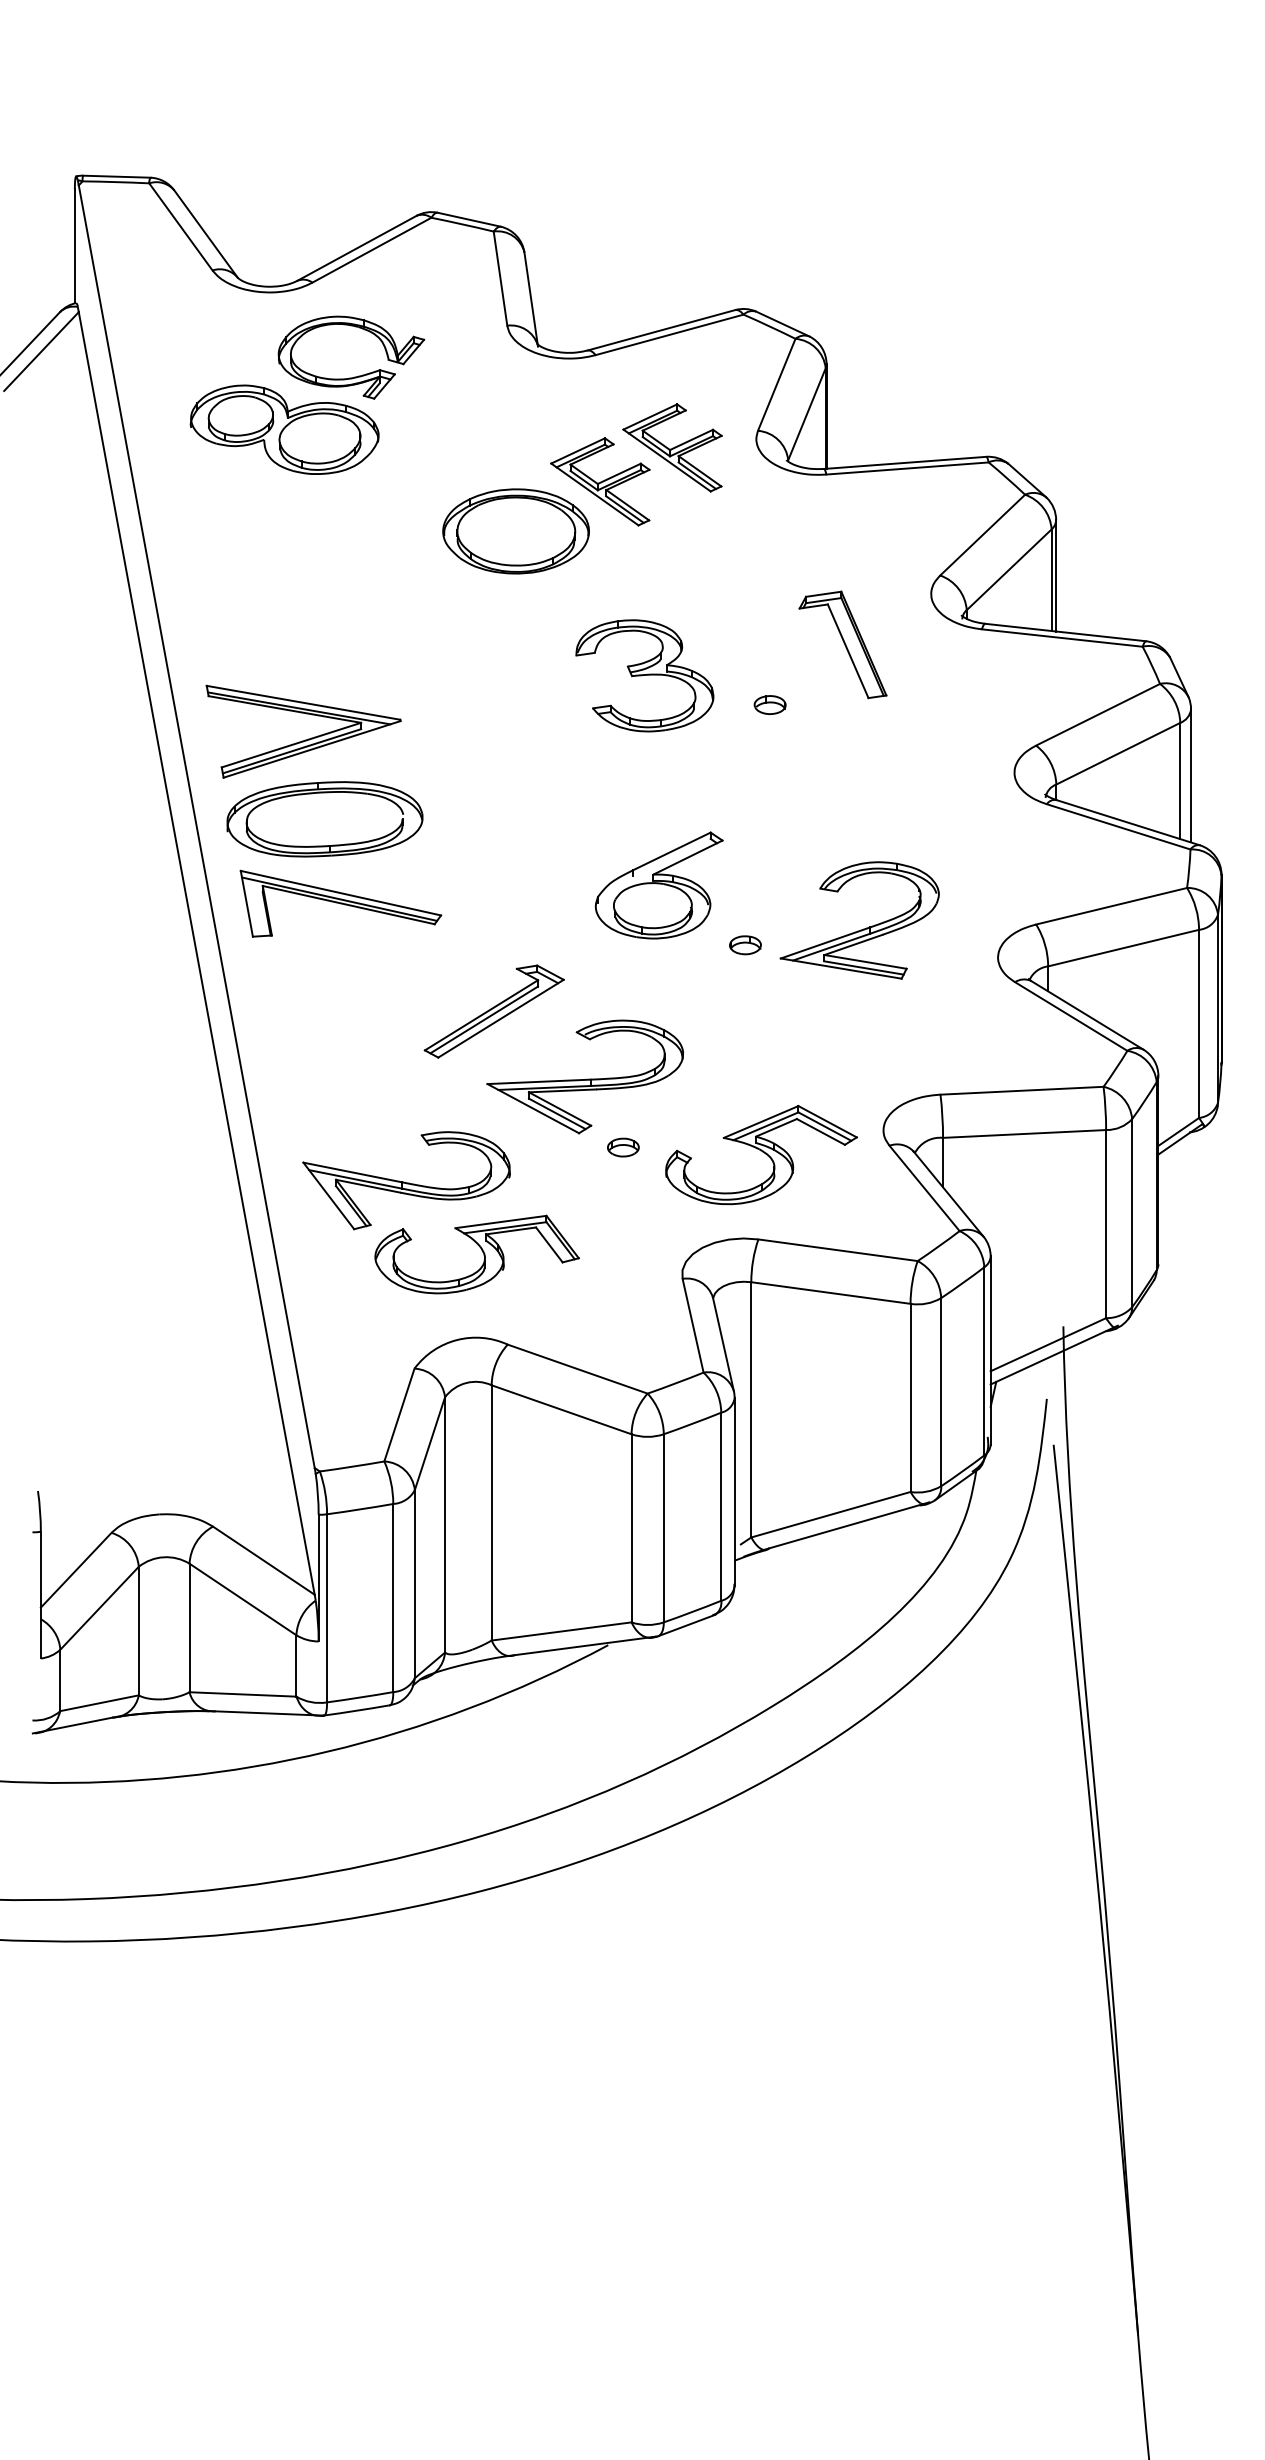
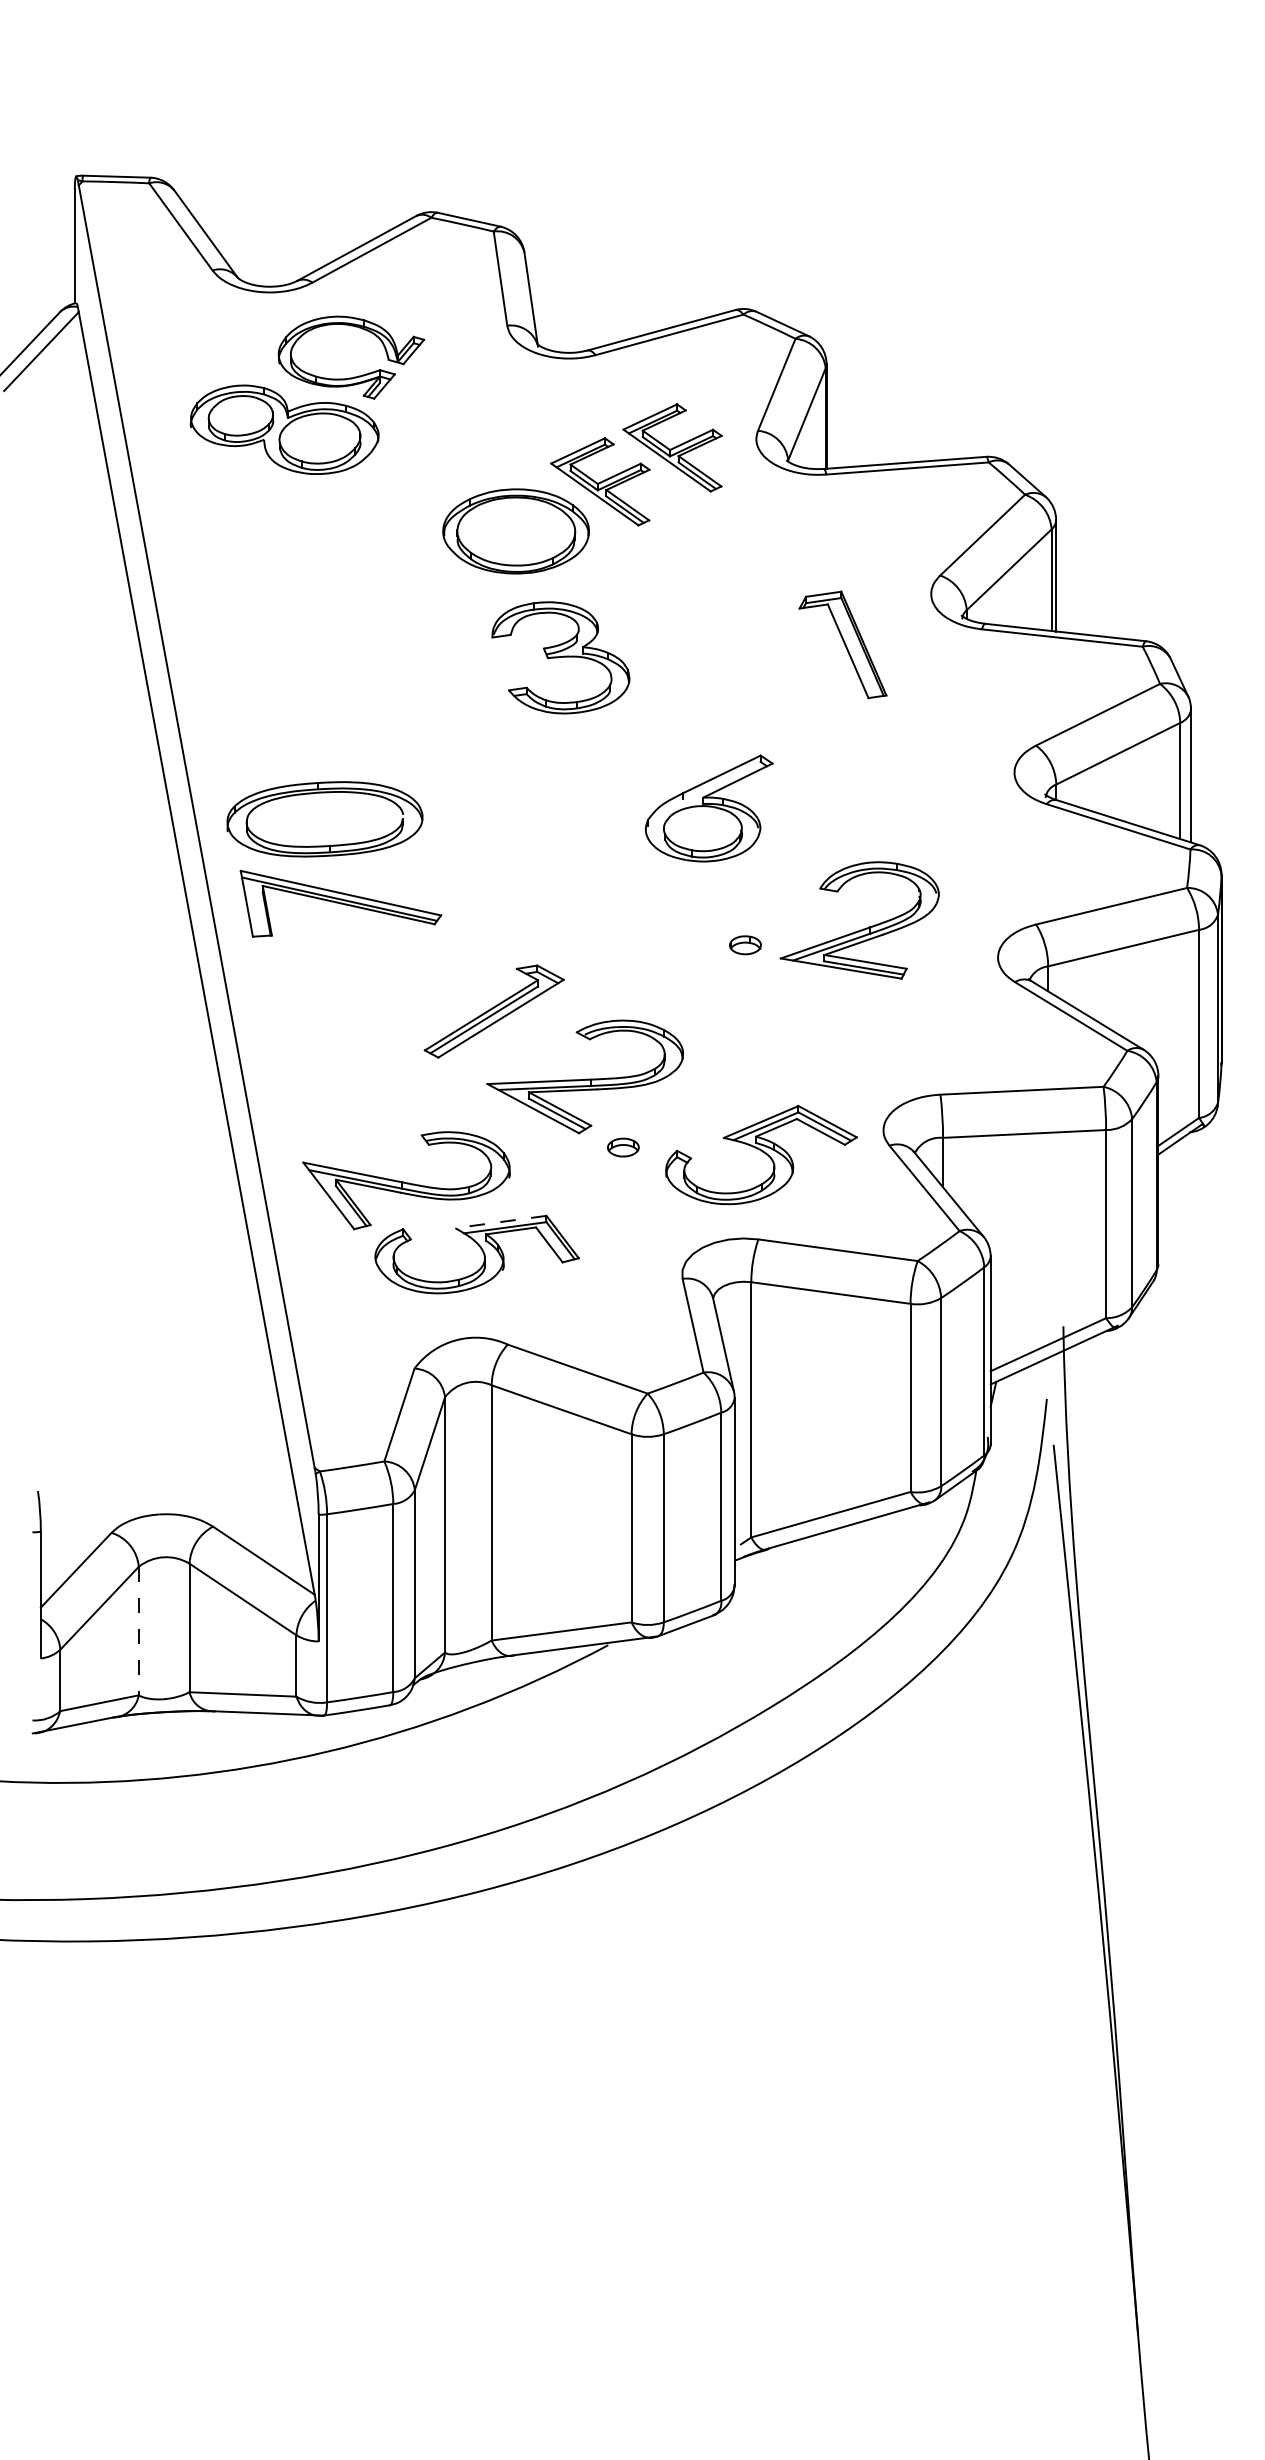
part position: (644, 675) -> (560, 657) (560, 657)
part: present -> none (769, 704)
part: present -> none (305, 739)
part position: (658, 885) -> (708, 808) (708, 808)
line: solid -> dashed (500, 1222)
line: solid -> dashed (138, 1631)
